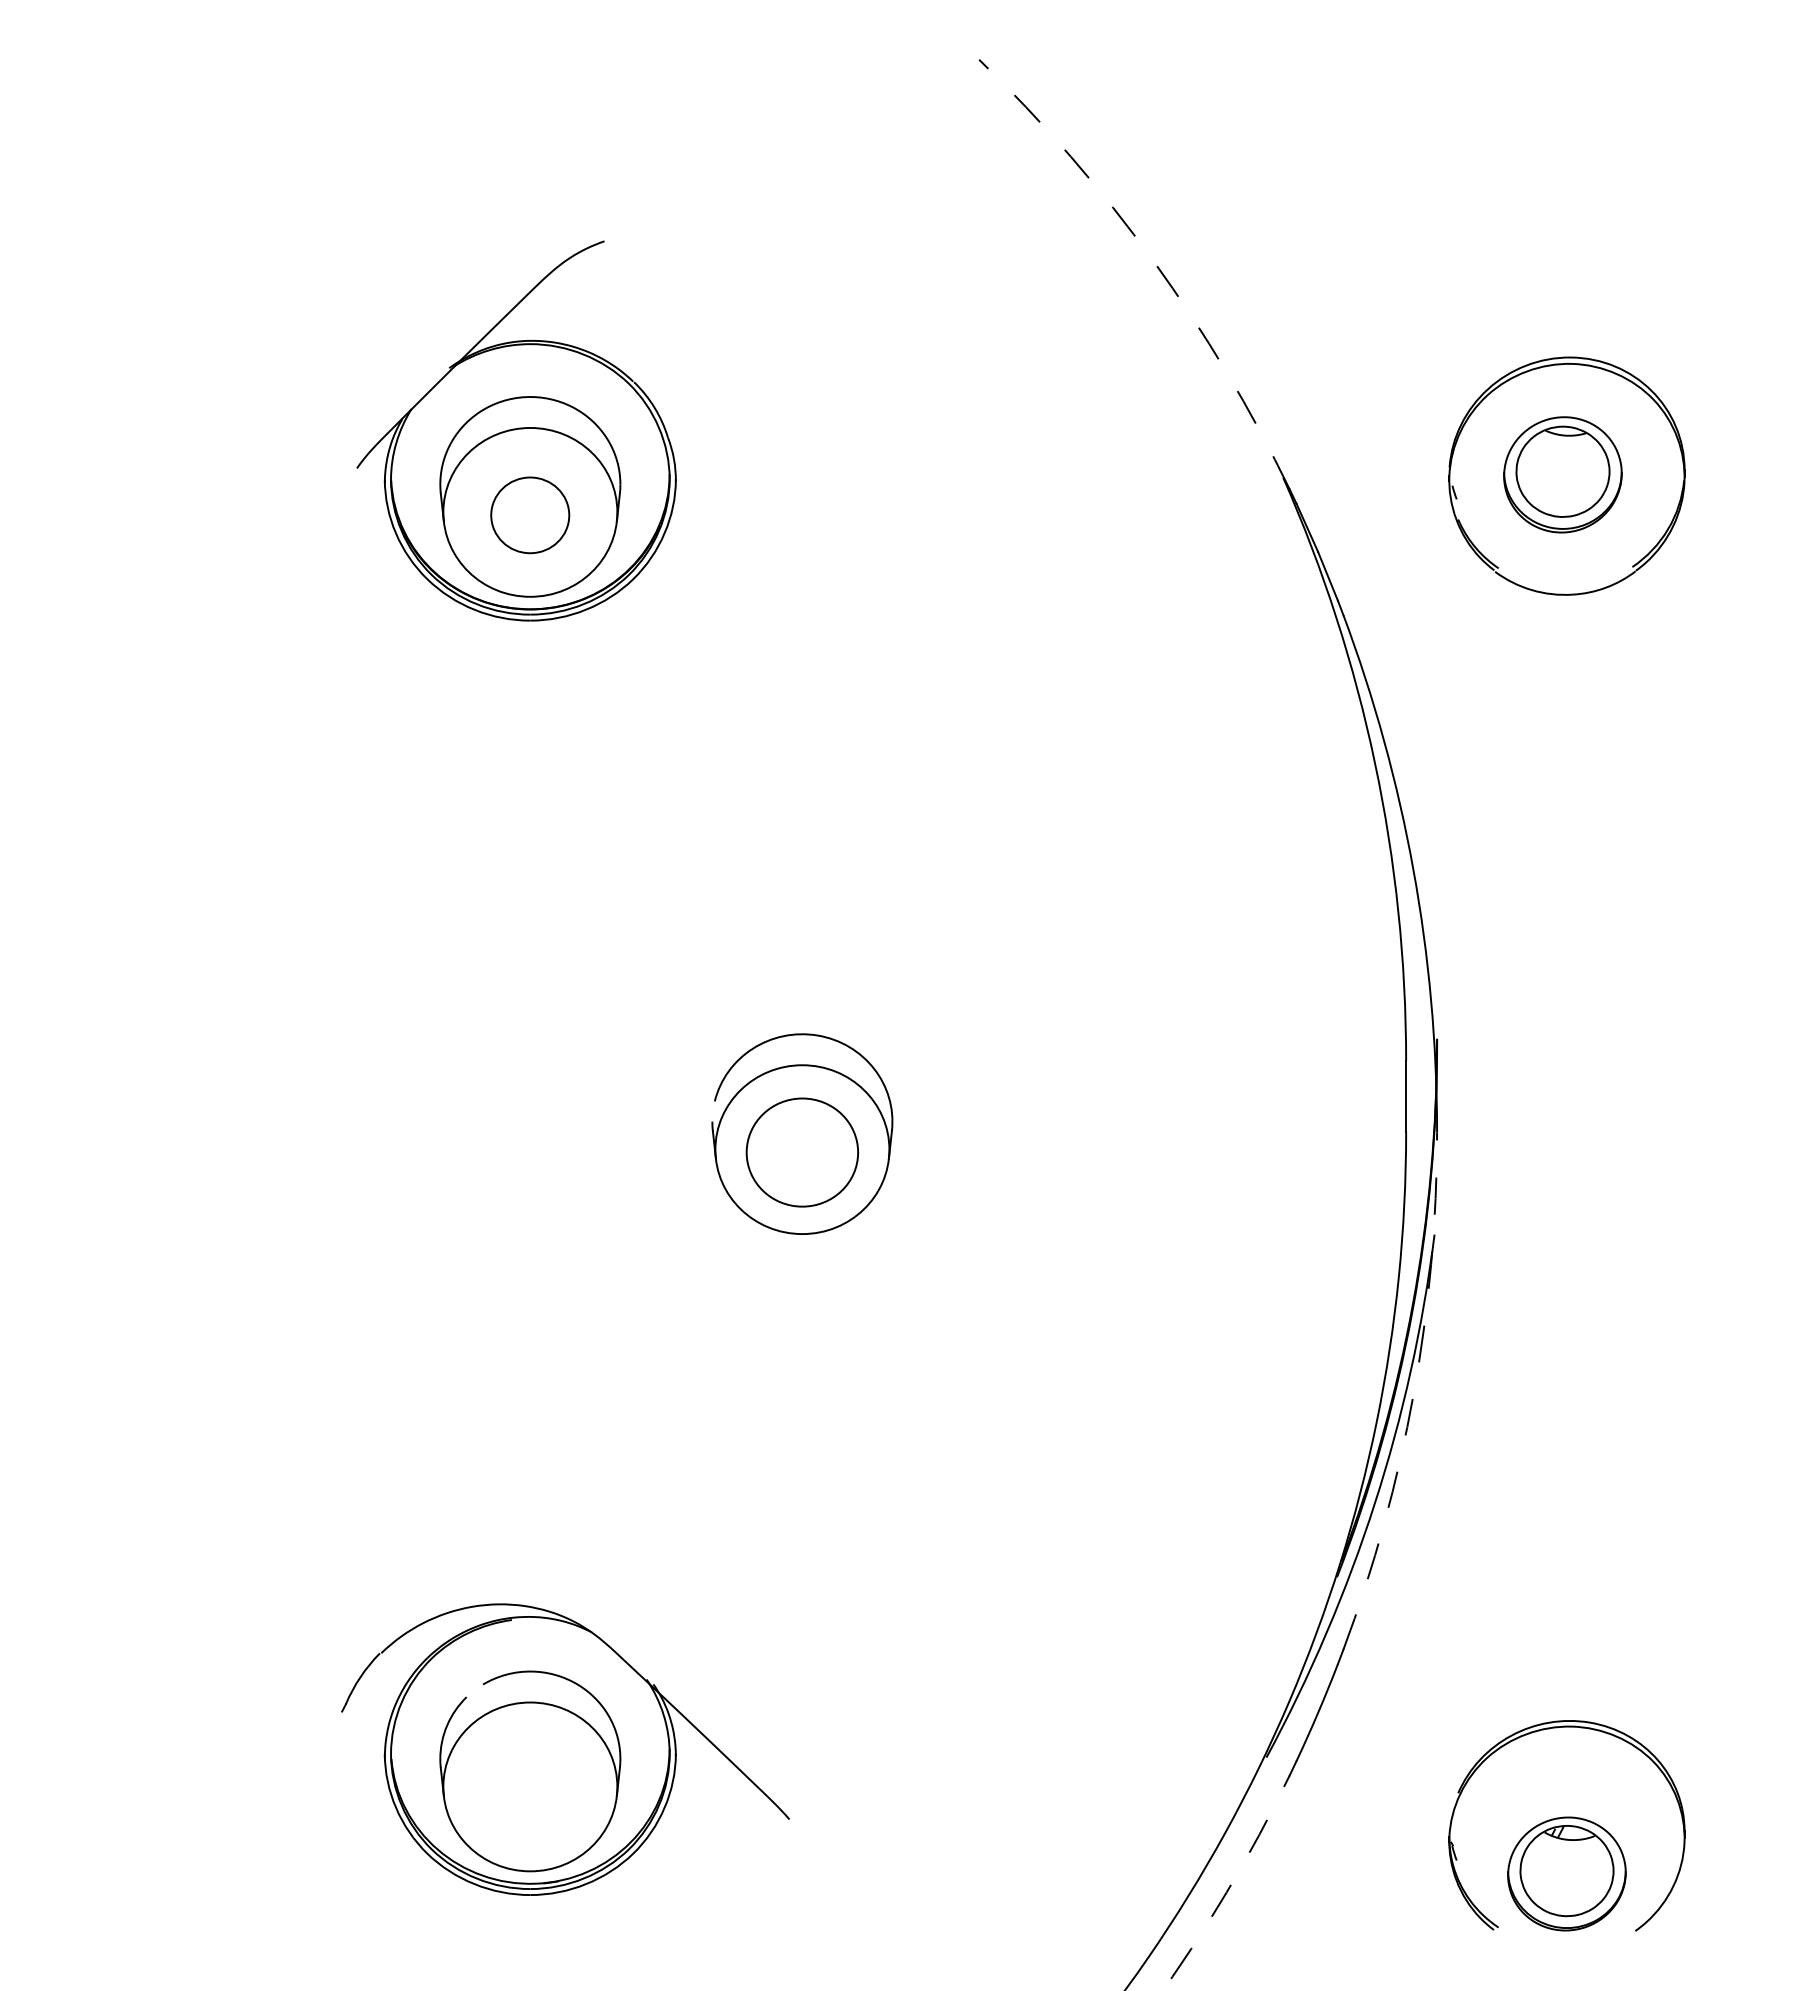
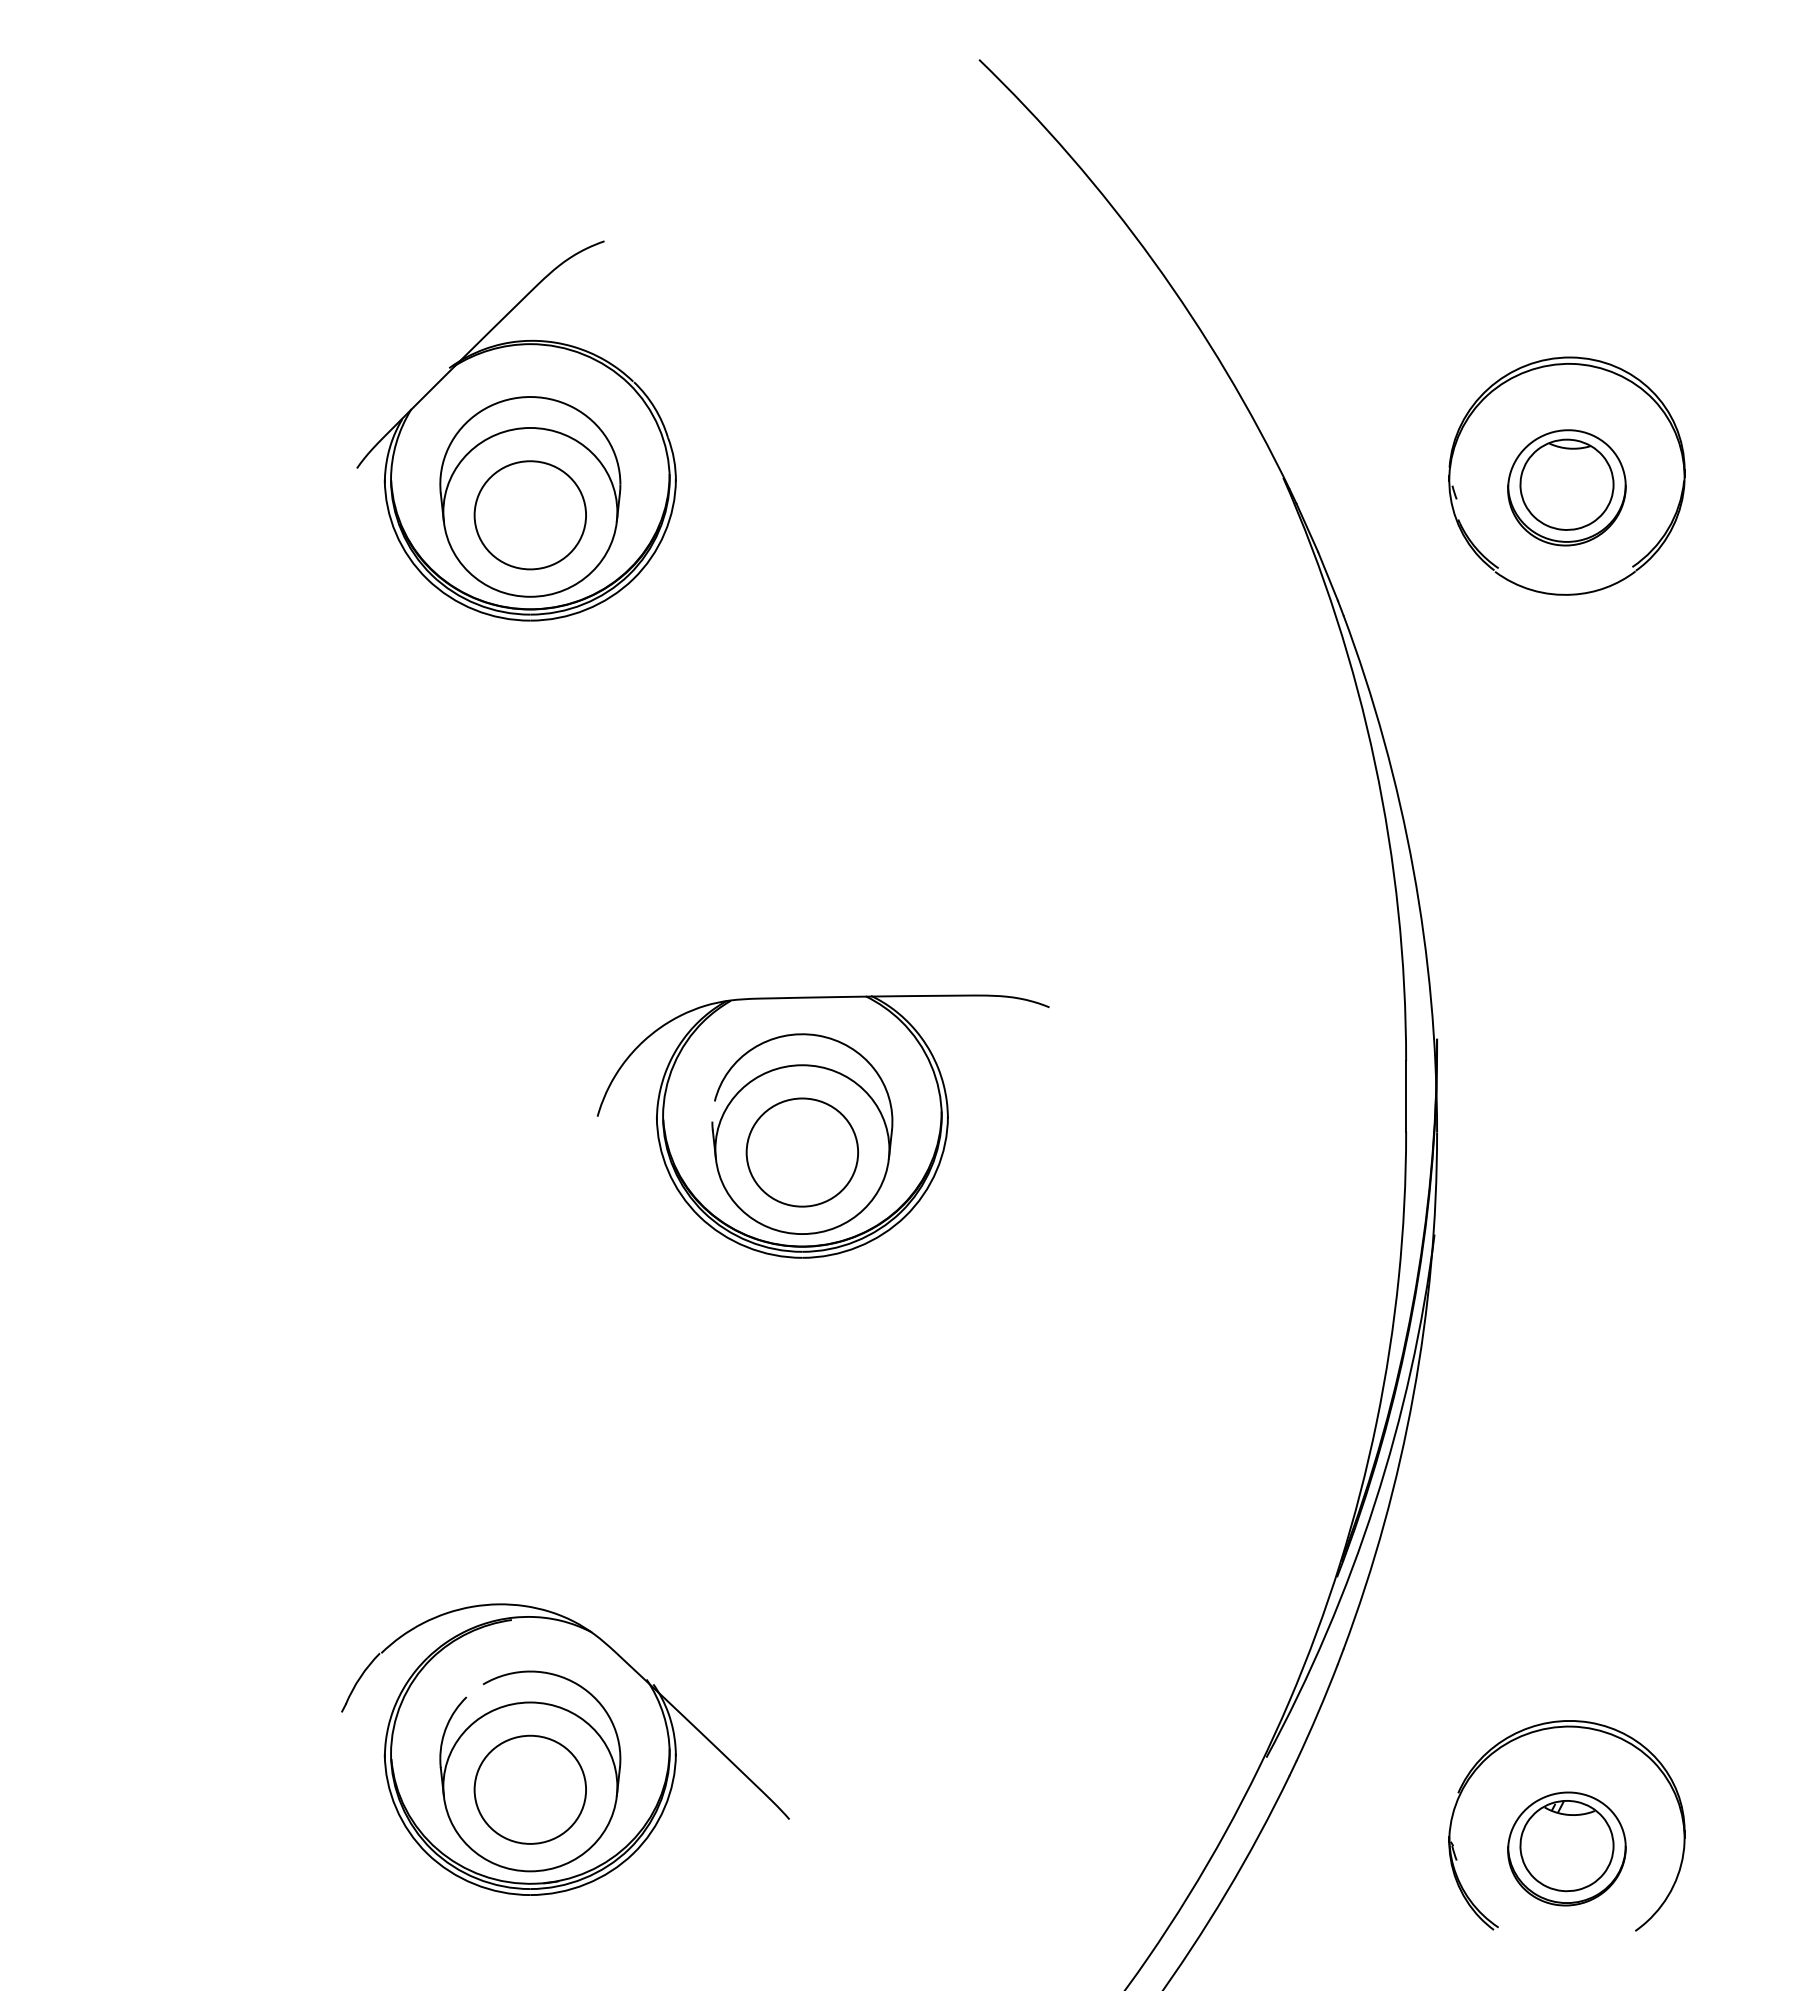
arc: dashed -> solid (1153, 260)
part position: (1562, 474) -> (1566, 487) (1566, 487)
part size: 81x79 px -> 114x111 px (529, 515)
part: none -> present (822, 1126)
arc: dashed -> solid (1413, 1395)
part: none -> present (529, 1789)
part position: (1566, 1873) -> (1566, 1848) (1566, 1848)
arc: dashed -> solid (1230, 1885)
